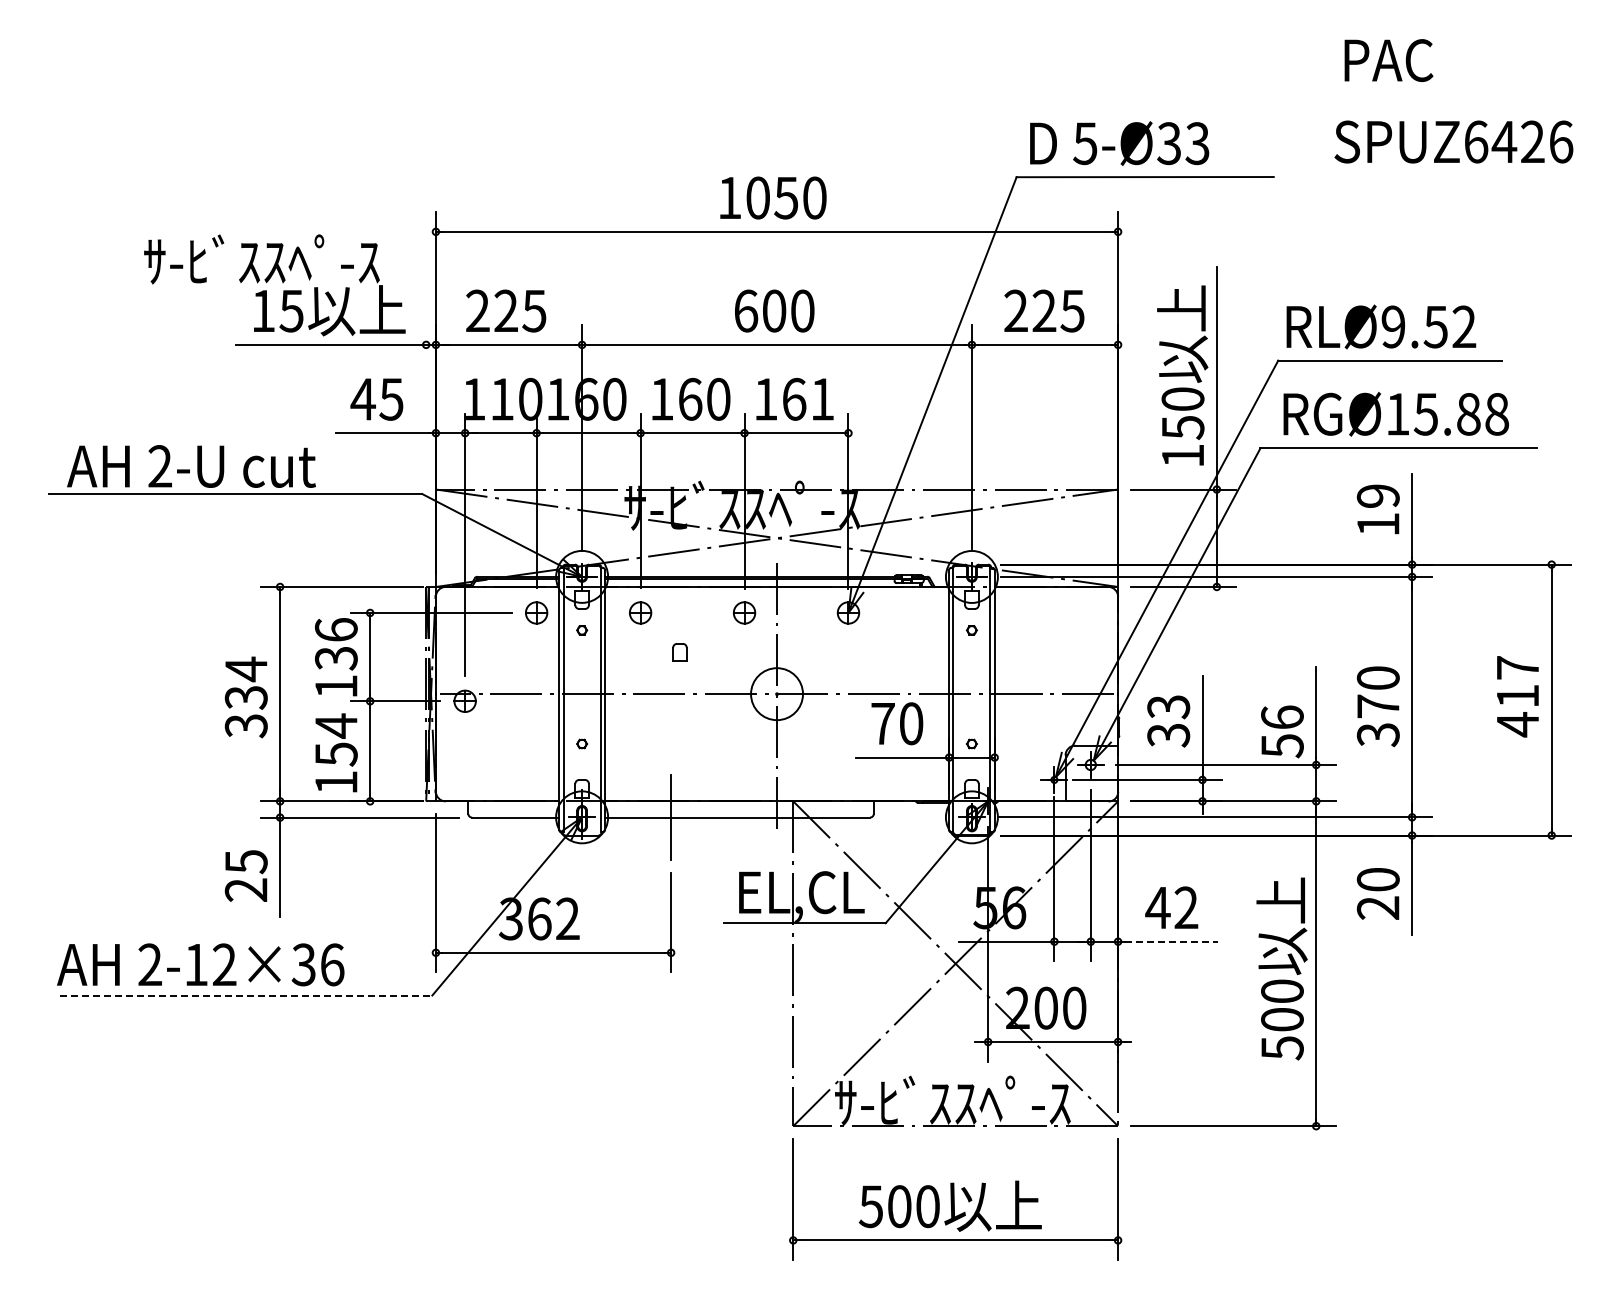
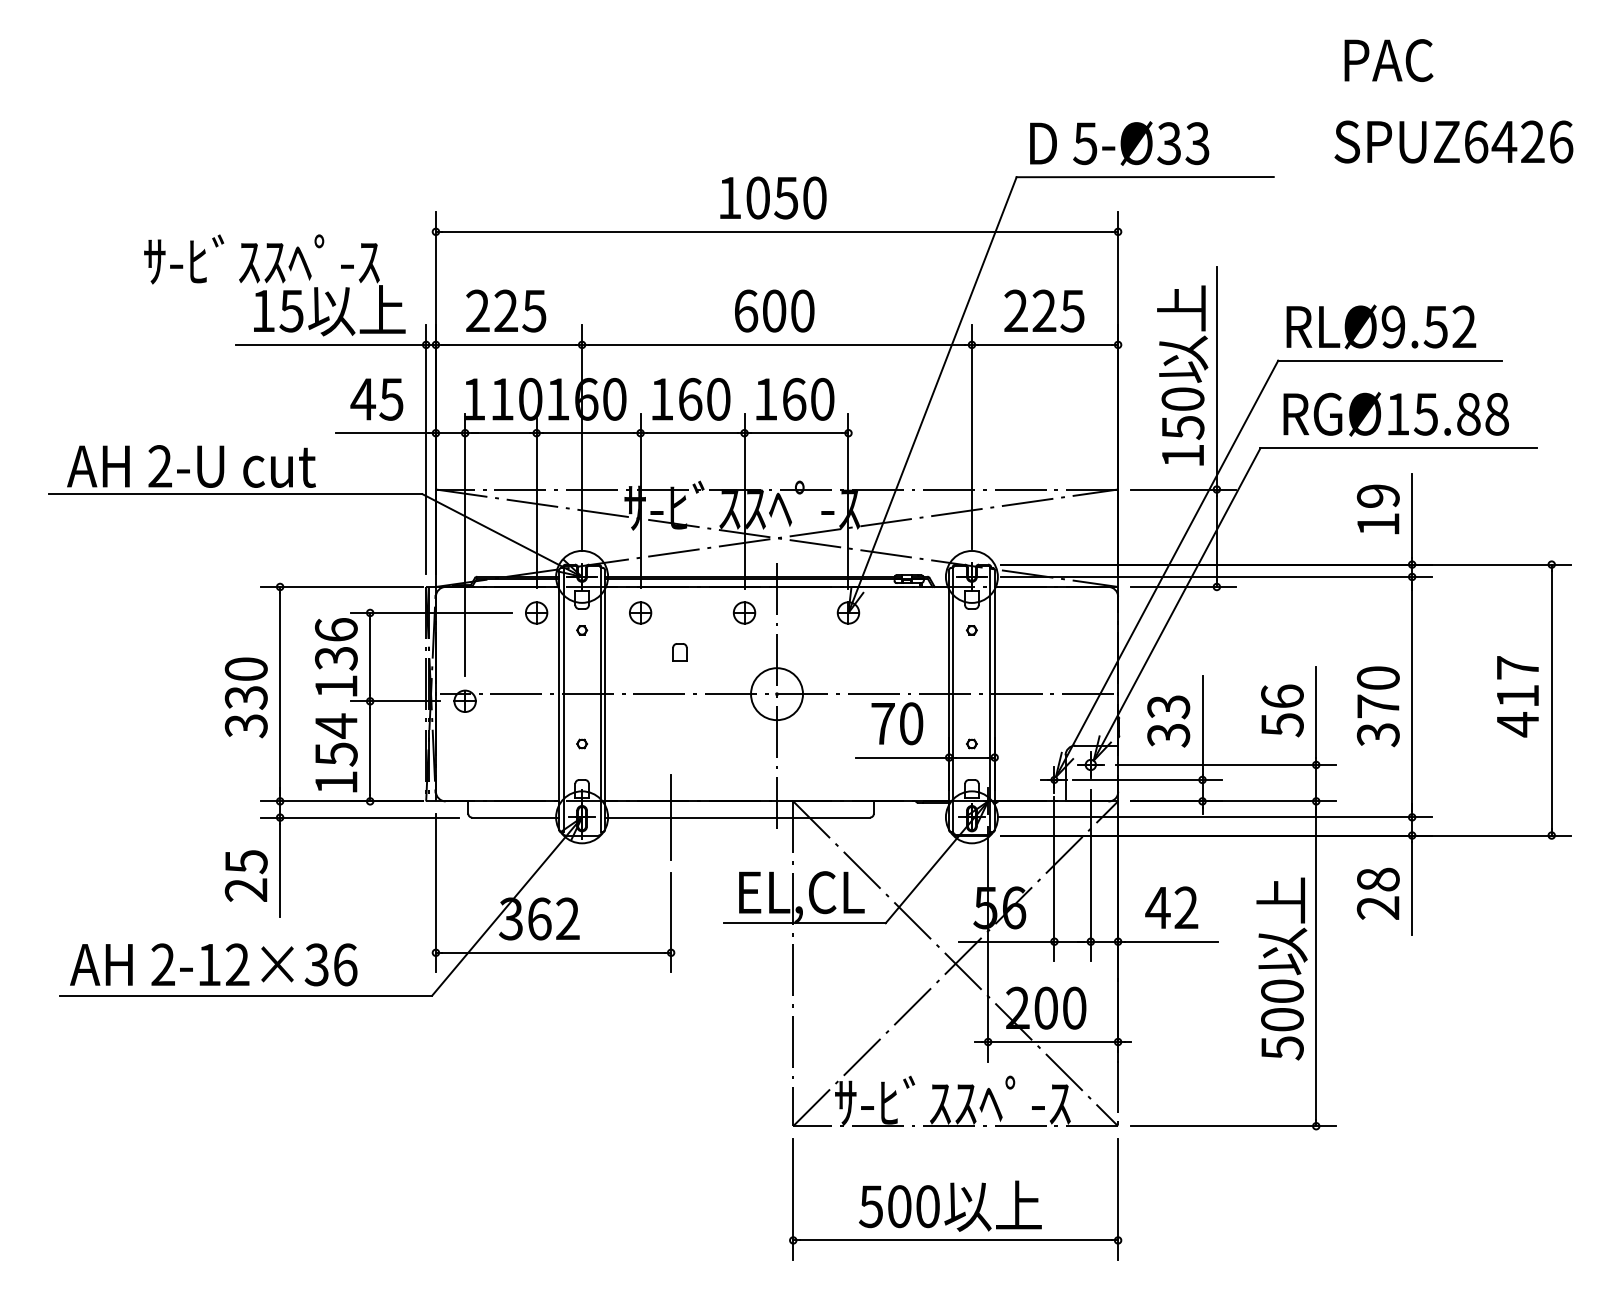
text: 161 -> 160 (822, 398)
line: none -> present (426, 449)
text: 334 -> 330 (245, 669)
text position: (1282, 731) -> (1282, 710) (1282, 710)
text: 20 -> 28 (1377, 879)
line: dashed -> solid (1171, 941)
text position: (200, 964) -> (213, 964) (213, 964)
line: dashed -> solid (246, 995)
